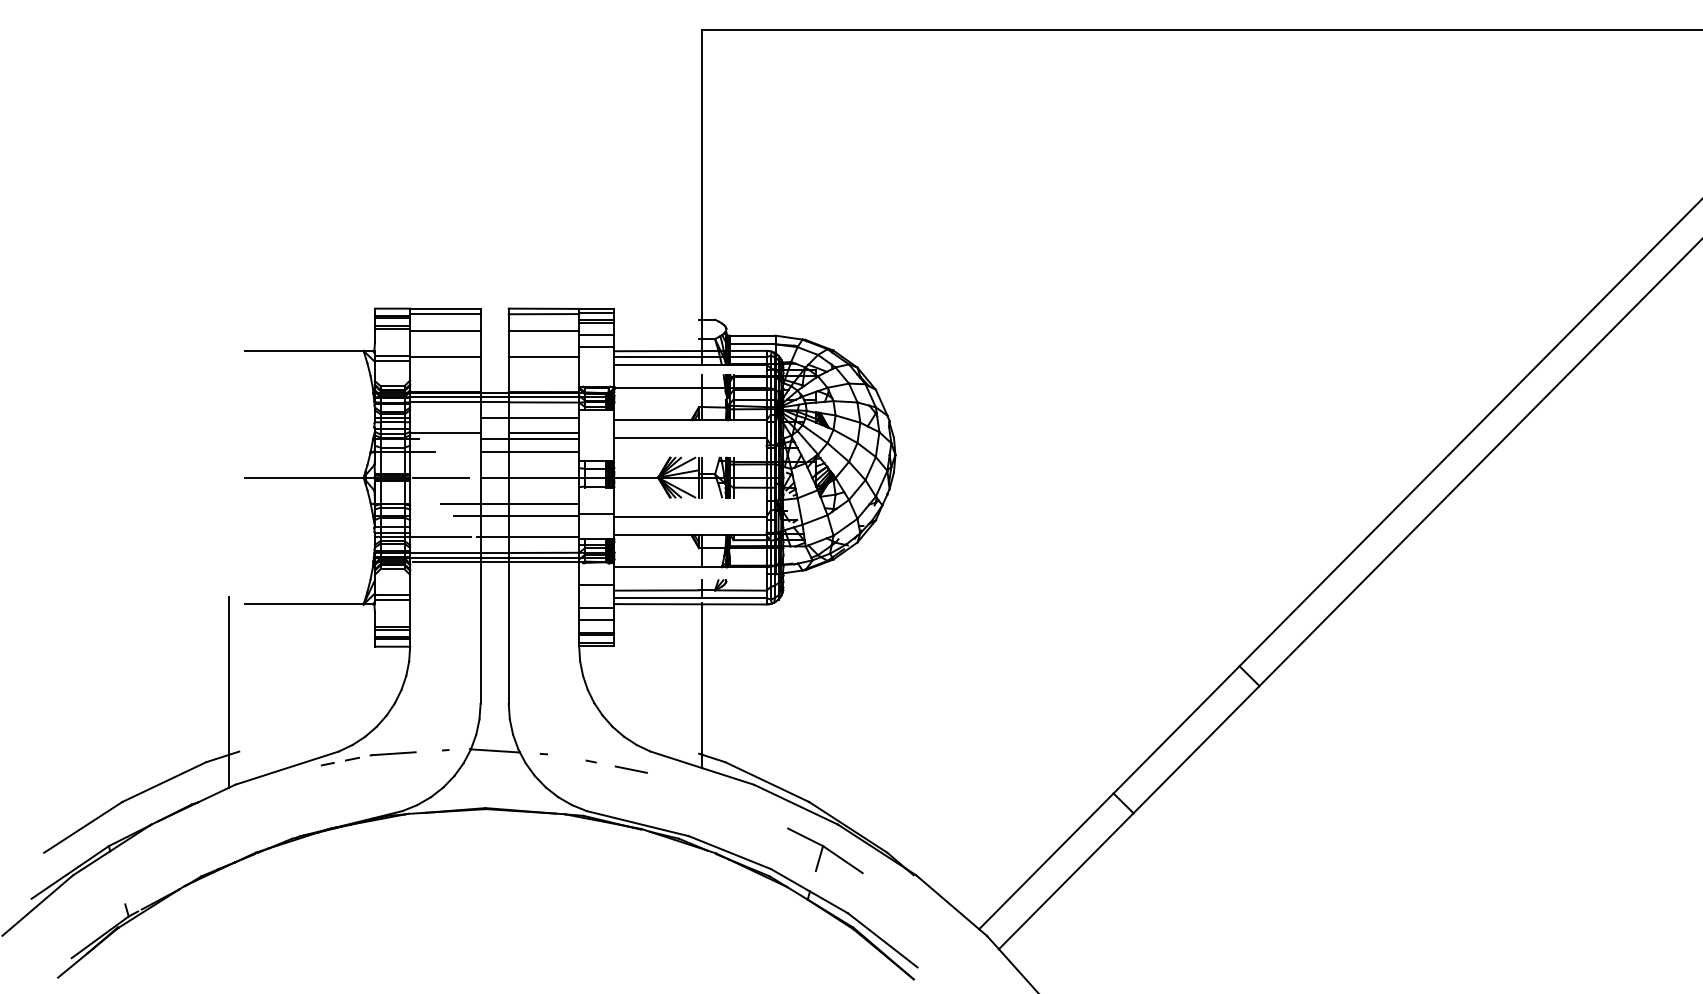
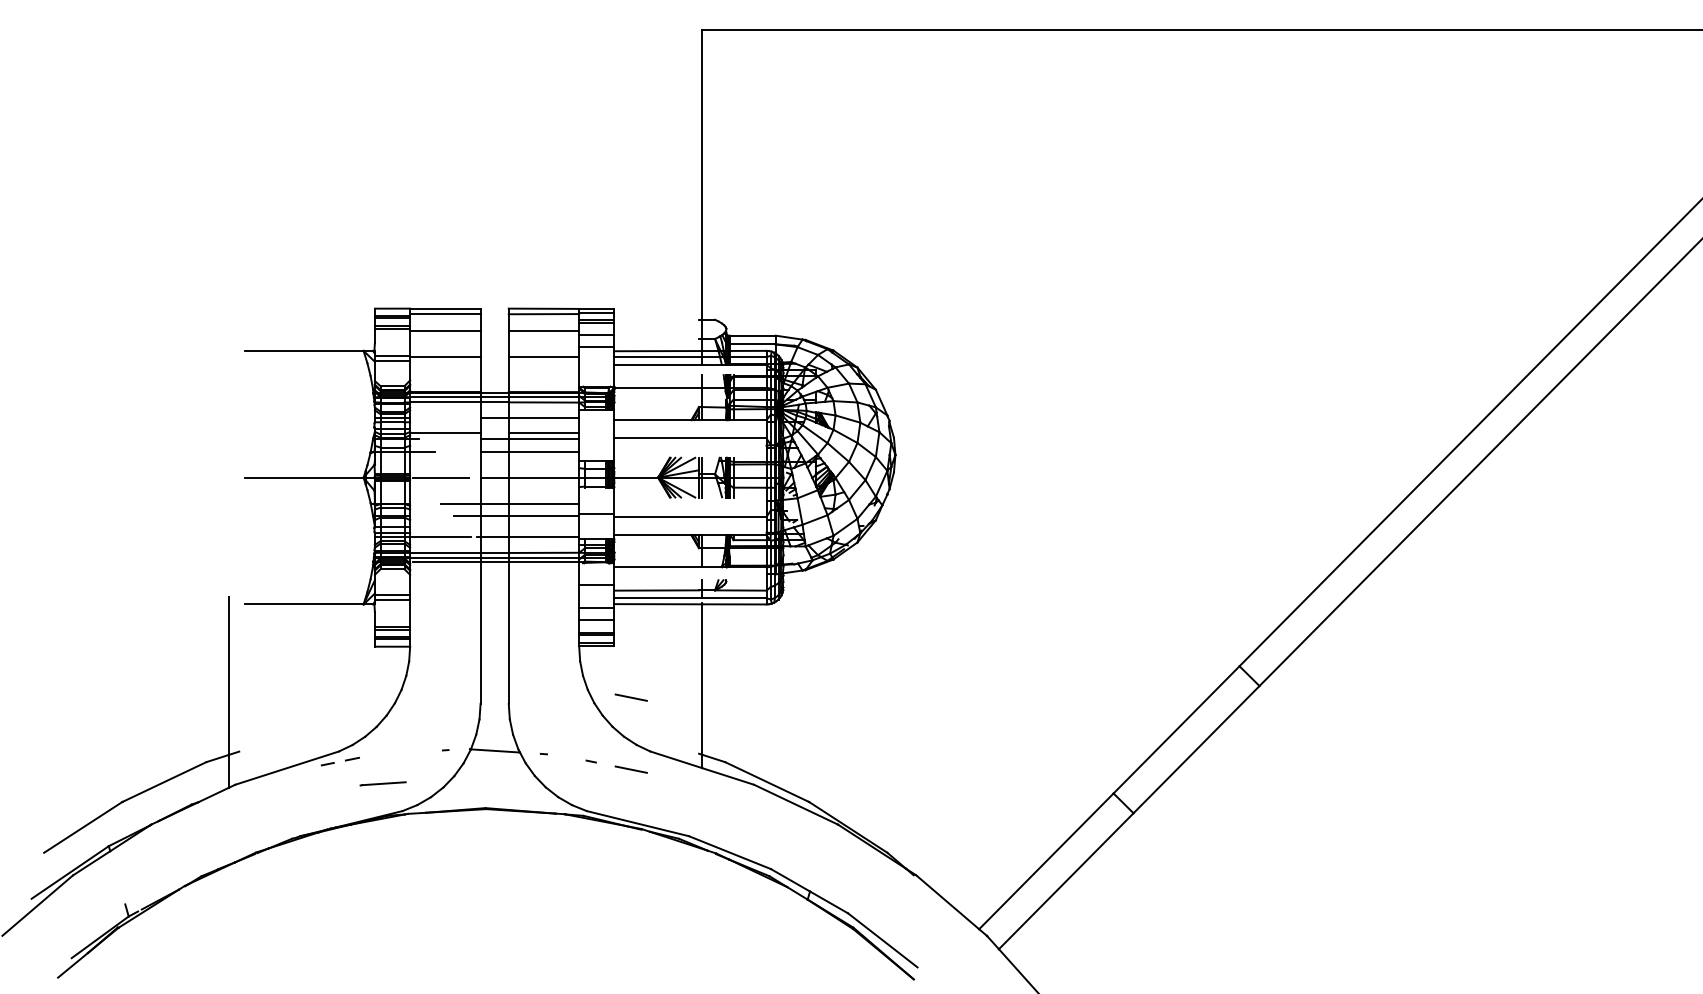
line: none -> present (630, 697)
line position: (392, 753) -> (382, 783) (382, 783)
part: present -> none (825, 850)
